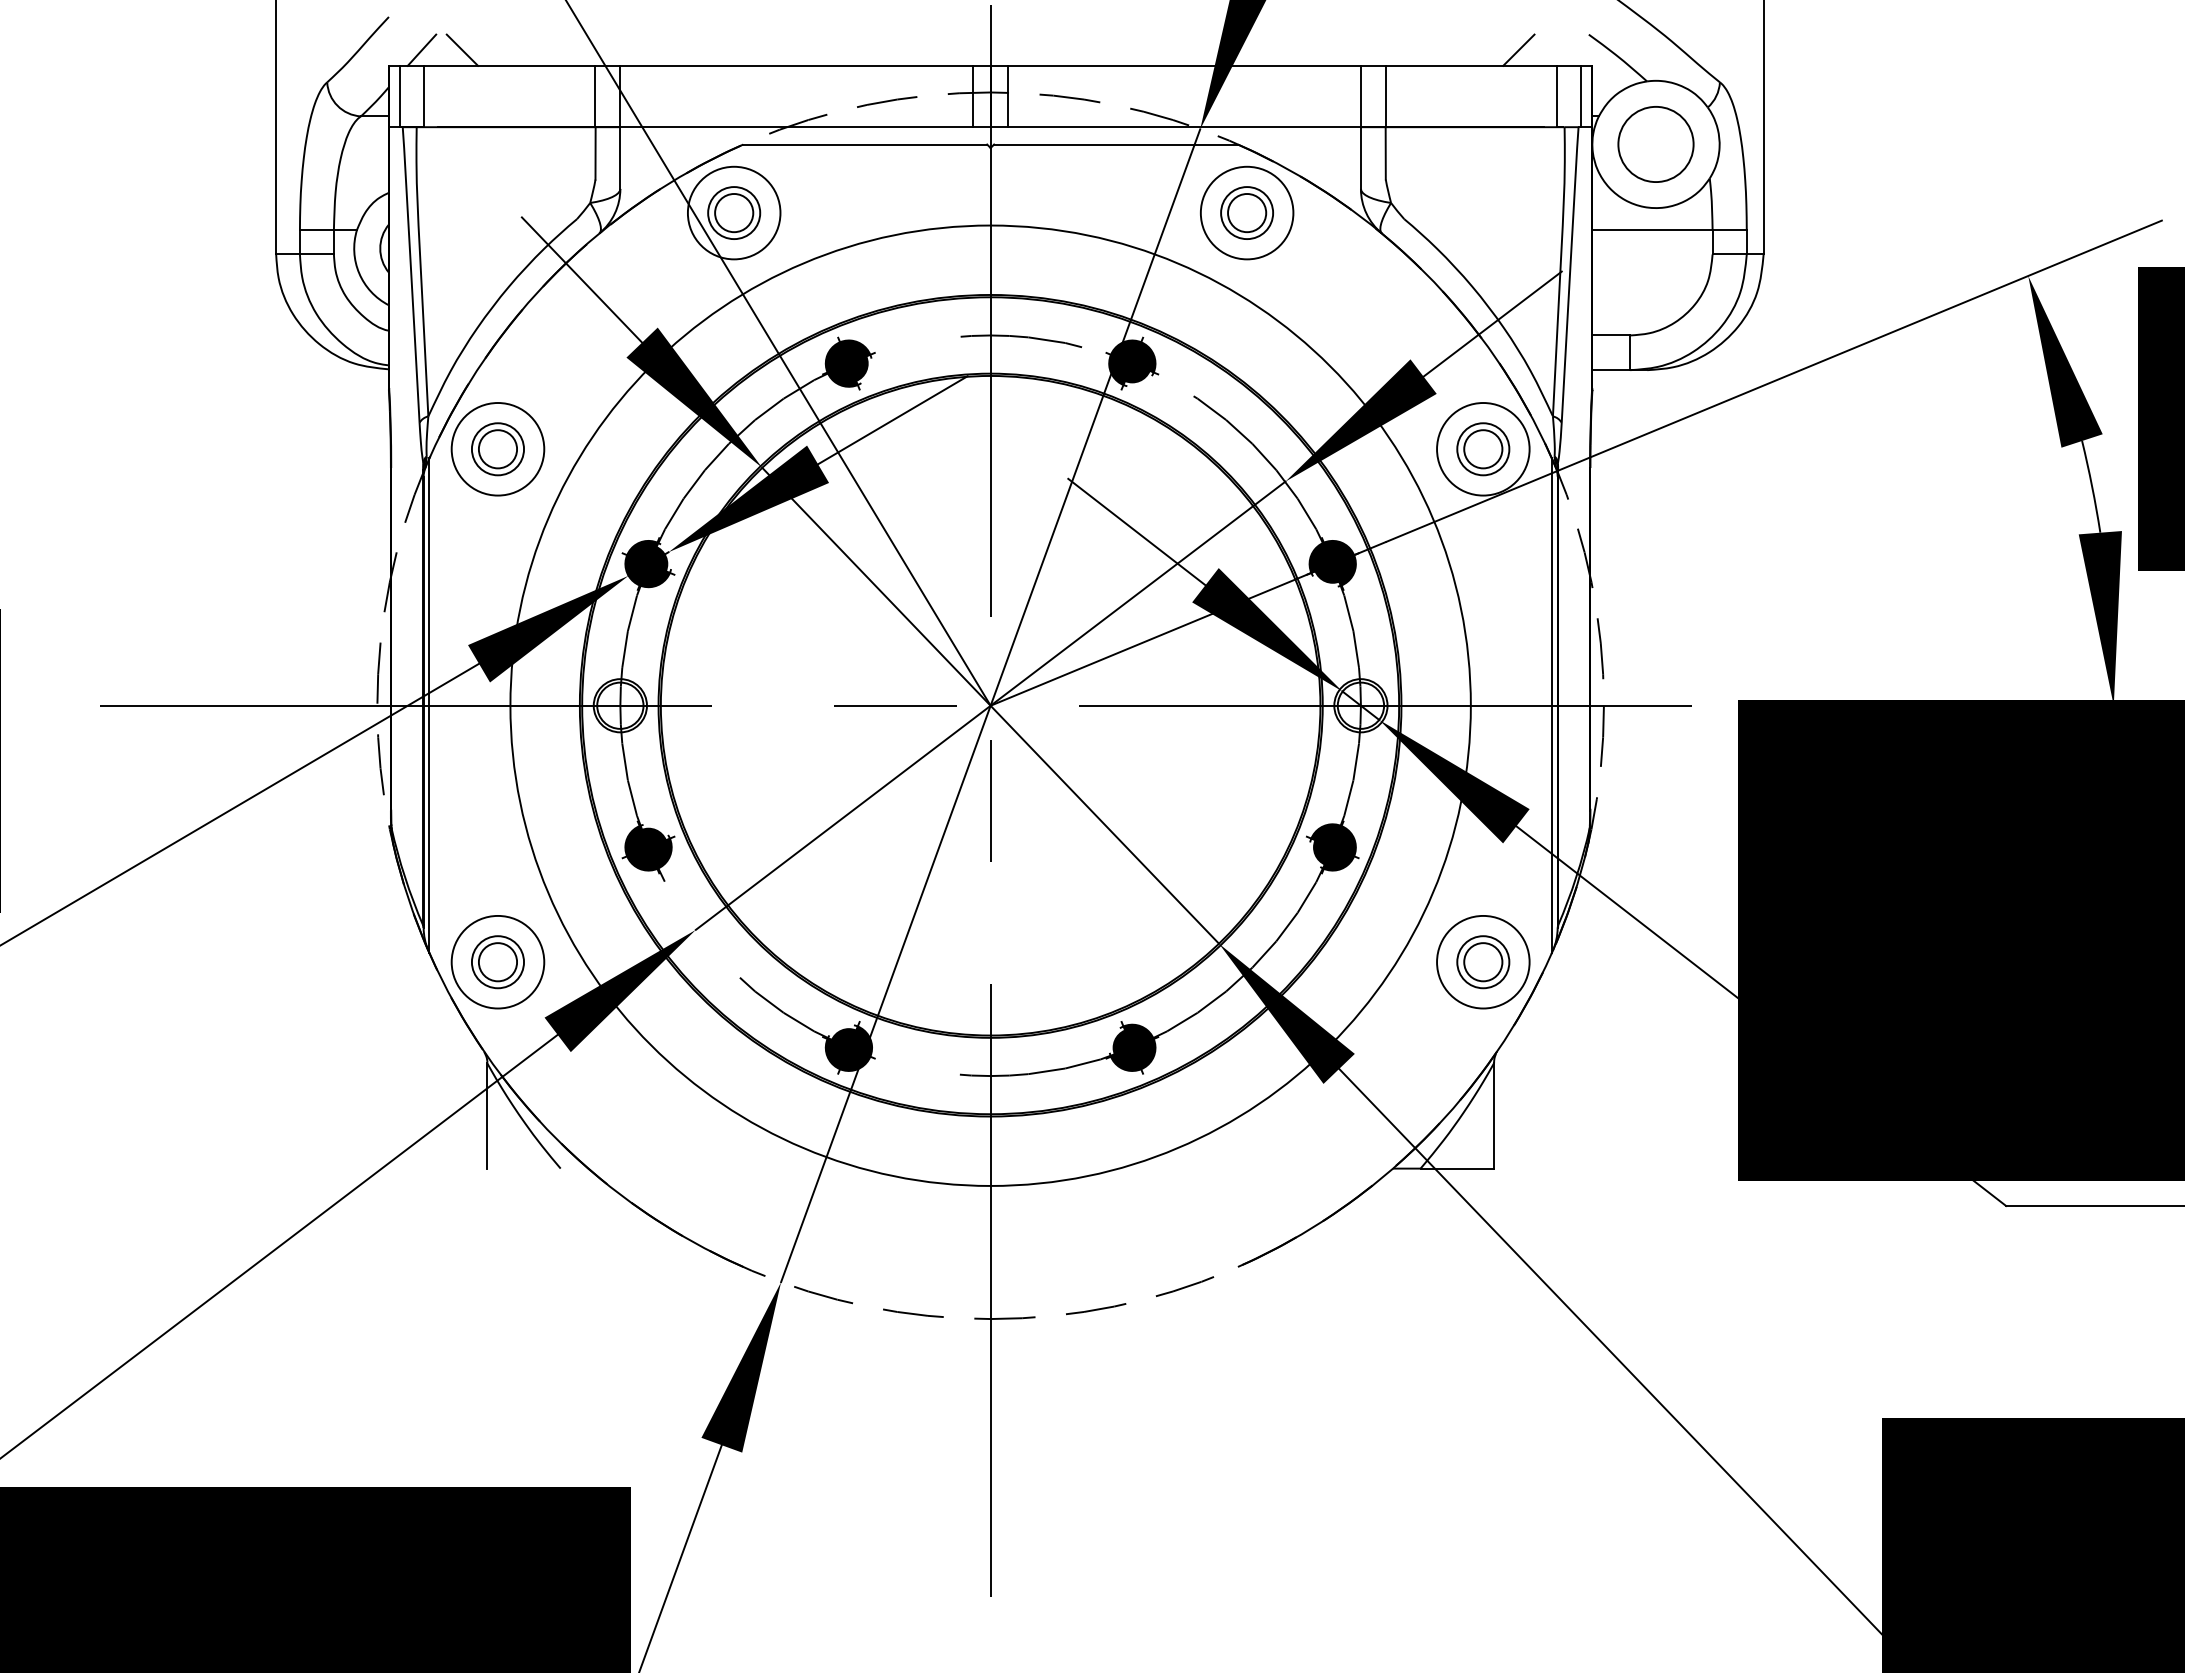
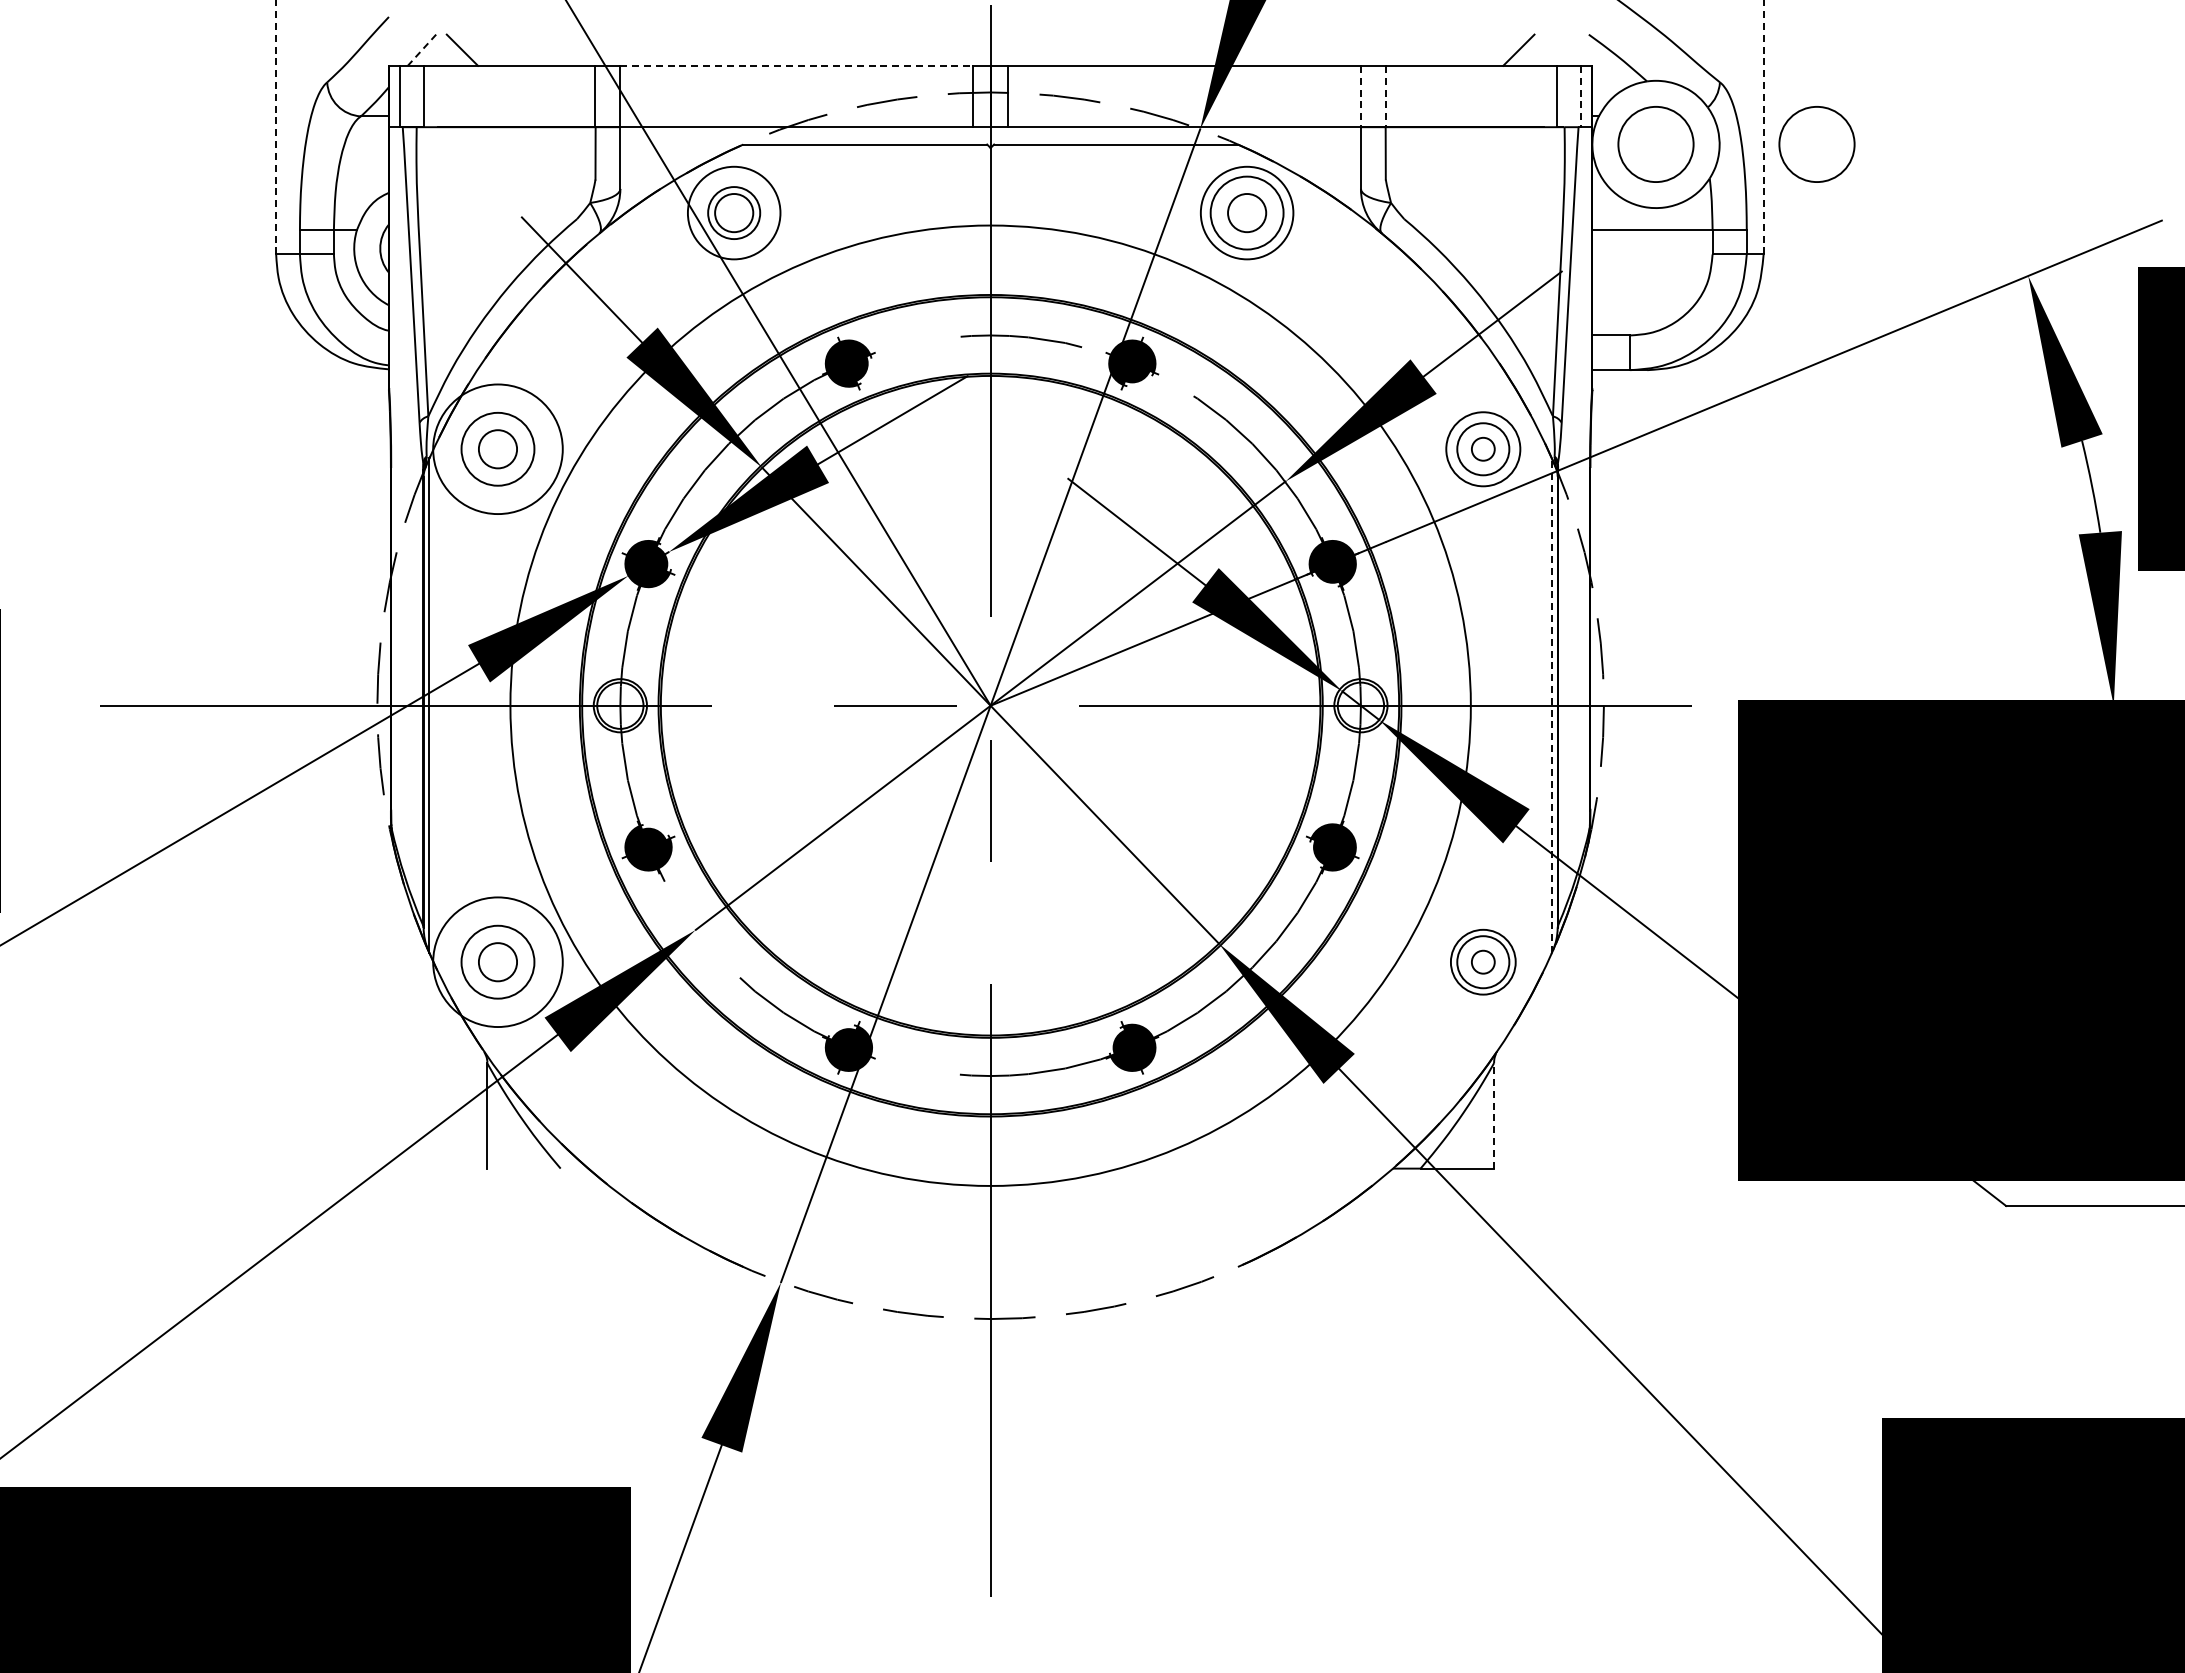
line: solid -> dashed (421, 50)
line: solid -> dashed (797, 65)
line: solid -> dashed (1360, 96)
line: solid -> dashed (1385, 96)
line: solid -> dashed (1581, 96)
line: solid -> dashed (276, 127)
line: solid -> dashed (1763, 127)
circle: none -> present (1816, 144)
circle diameter: 52 px -> 73 px (1246, 212)
circle diameter: 52 px -> 73 px (497, 448)
circle diameter: 93 px -> 130 px (497, 449)
circle diameter: 38 px -> 23 px (1482, 448)
circle diameter: 93 px -> 74 px (1483, 449)
line: solid -> dashed (1551, 705)
circle diameter: 93 px -> 130 px (497, 962)
circle diameter: 93 px -> 65 px (1482, 961)
circle diameter: 52 px -> 73 px (497, 961)
circle diameter: 38 px -> 23 px (1482, 961)
line: solid -> dashed (1494, 1116)
